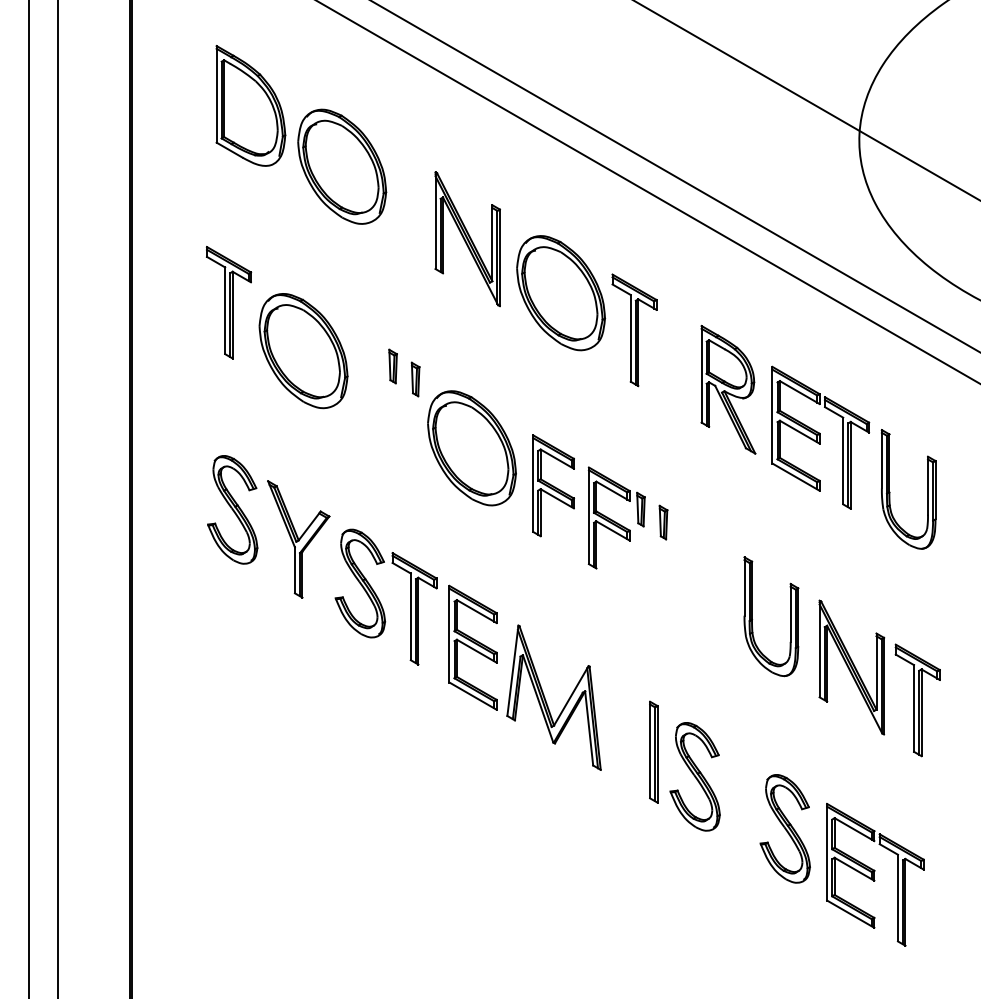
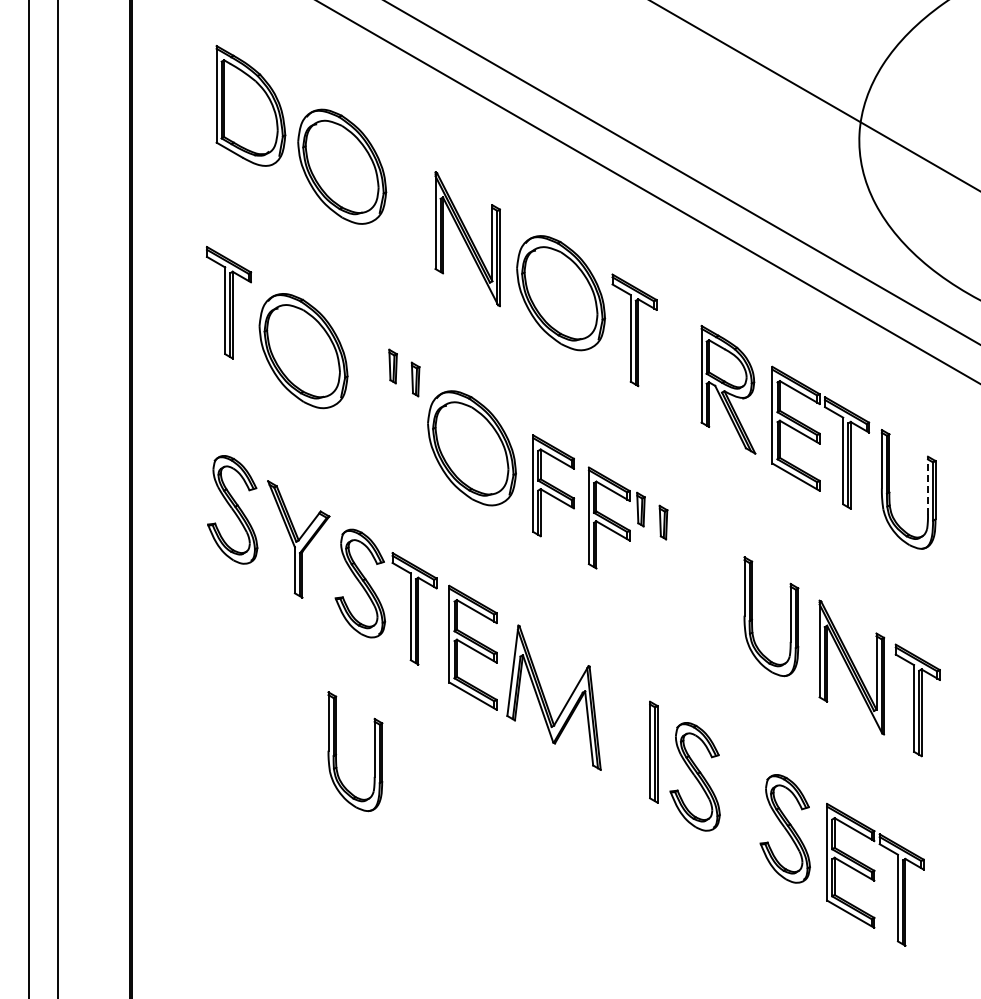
line position: (806, 100) -> (814, 95) (814, 95)
line position: (675, 176) -> (682, 172) (682, 172)
line: solid -> dashed (928, 485)
part: none -> present (337, 754)
